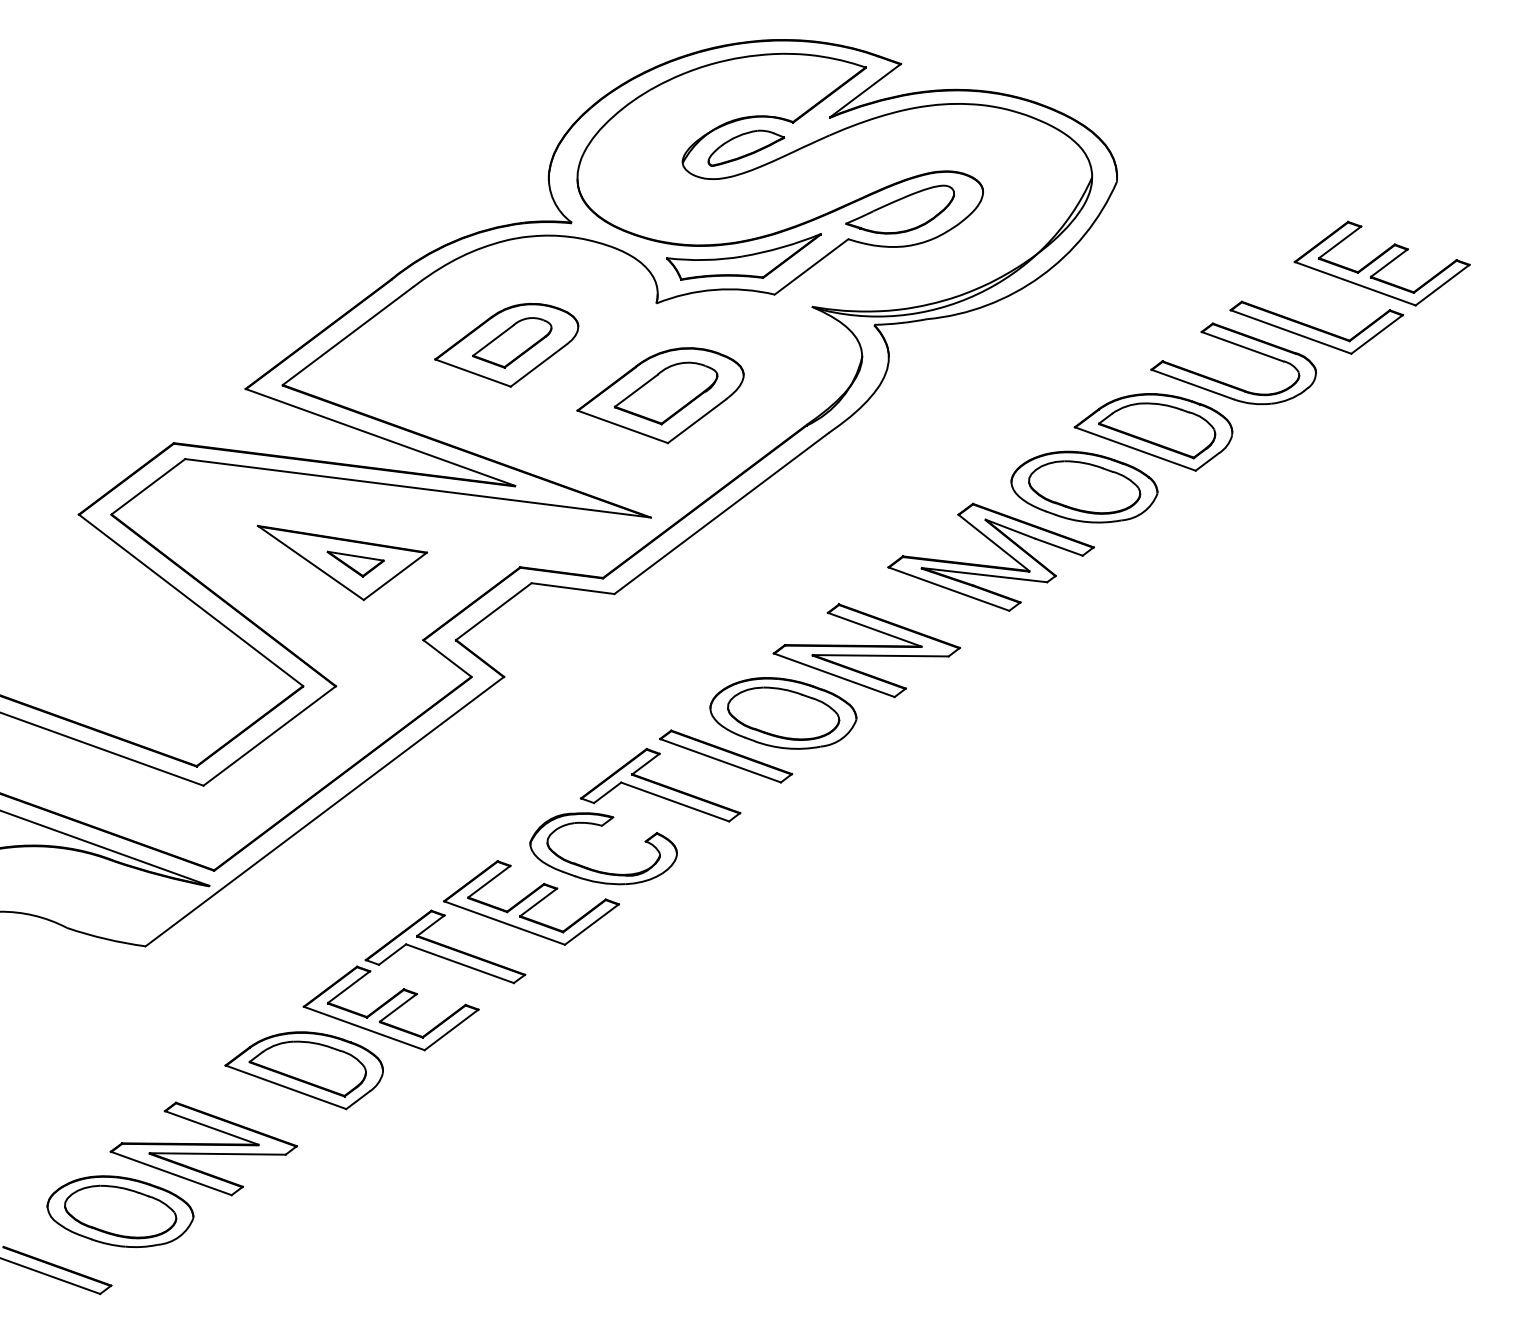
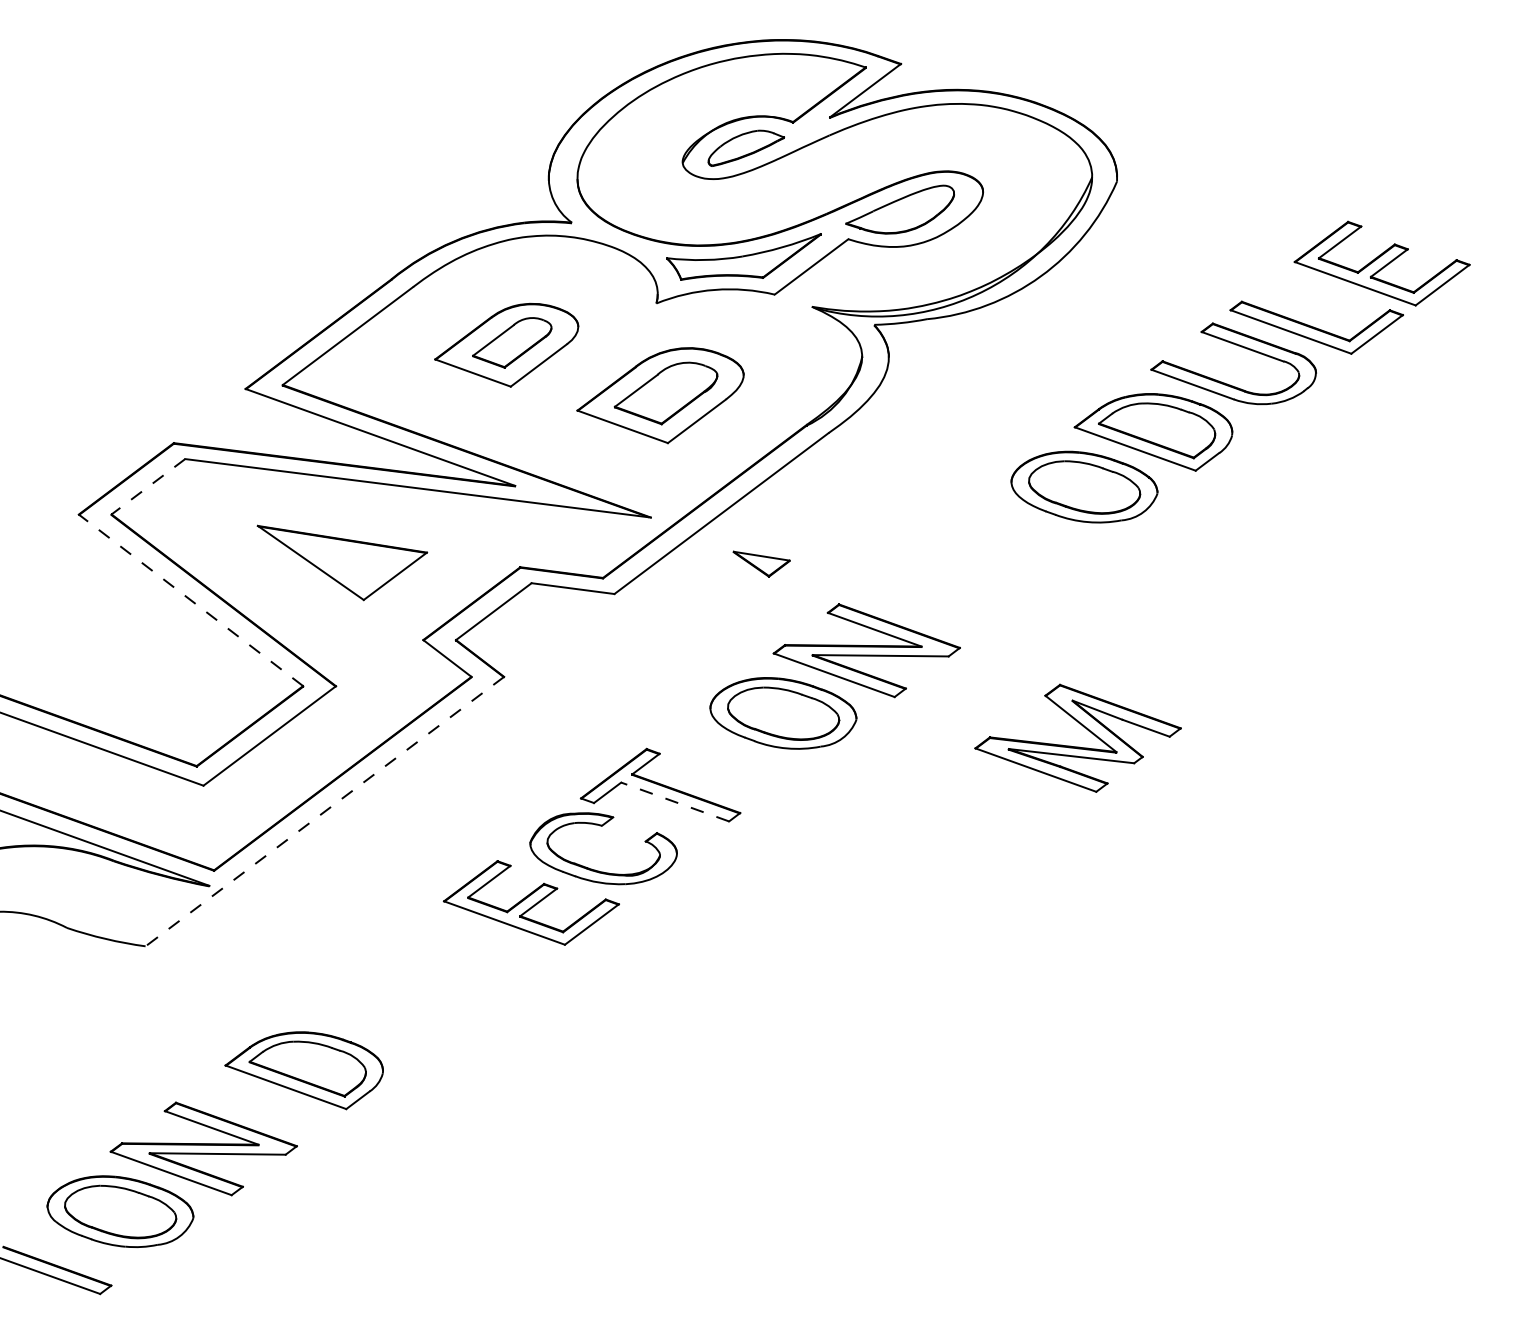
line: solid -> dashed (148, 487)
part position: (355, 563) -> (761, 563) (761, 563)
part position: (990, 565) -> (1077, 746) (1077, 746)
line: solid -> dashed (190, 600)
part: present -> none (726, 756)
line: solid -> dashed (674, 801)
line: solid -> dashed (324, 811)
part: present -> none (410, 990)
